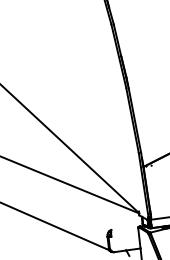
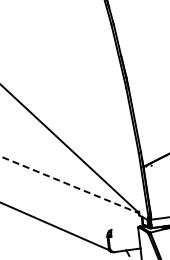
line: solid -> dashed (69, 184)
